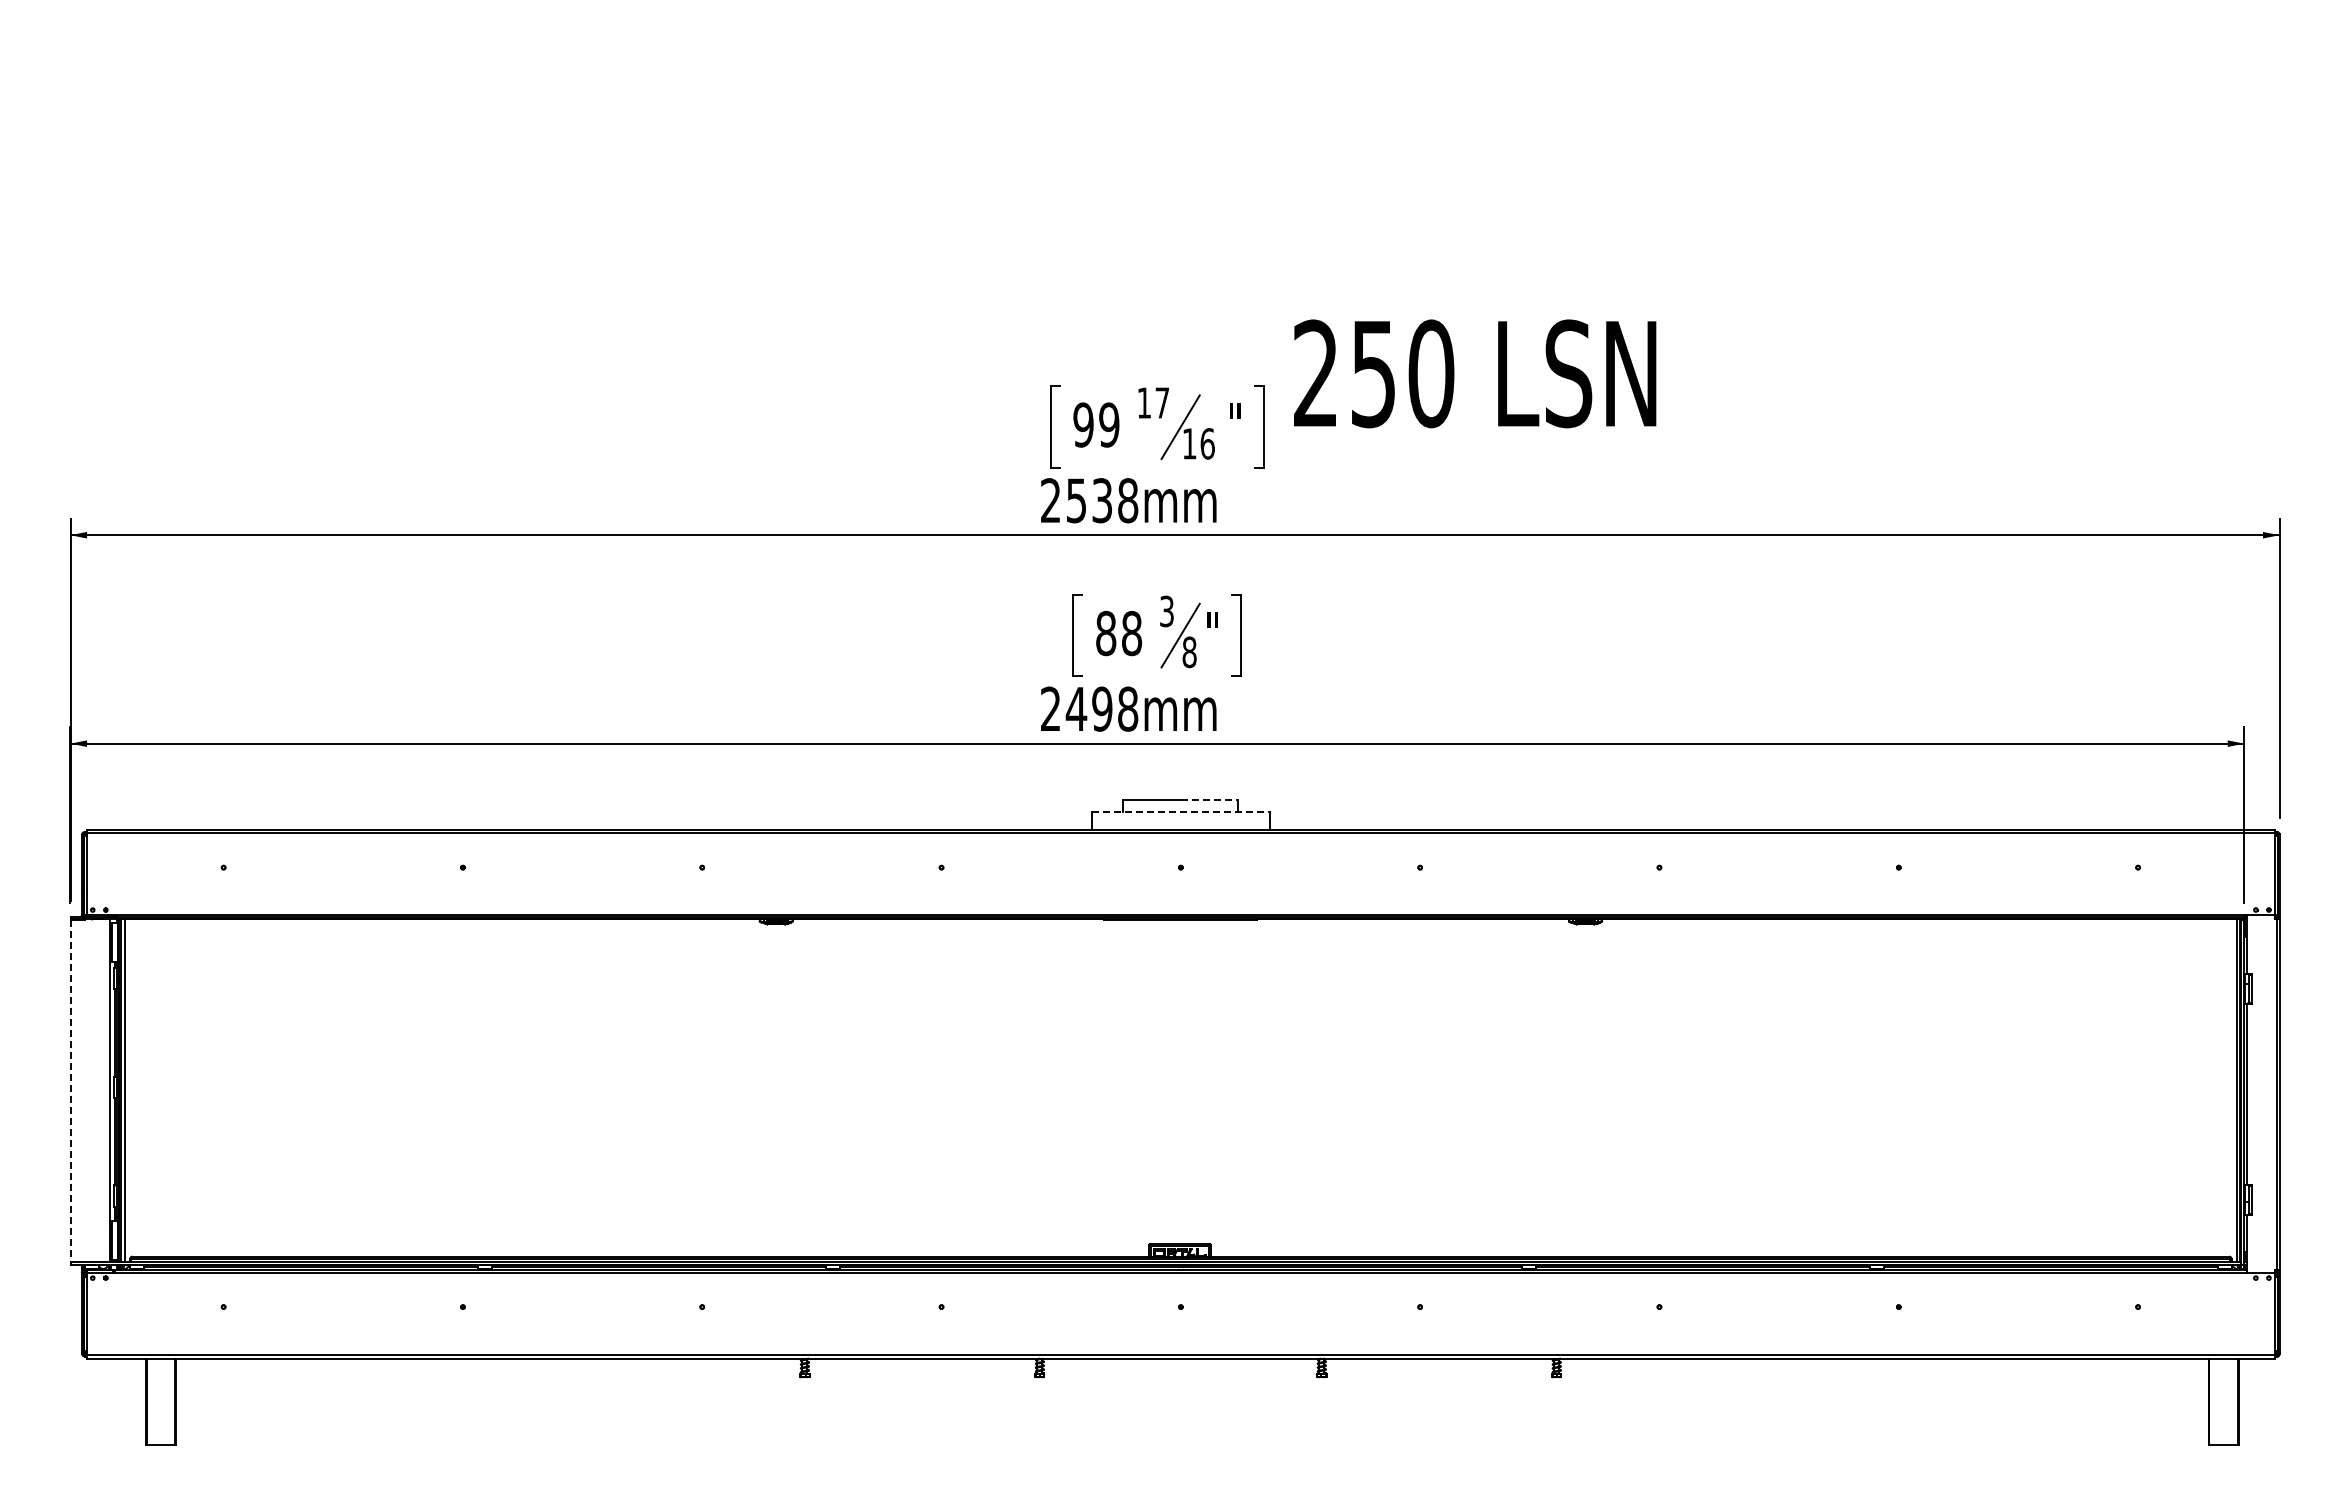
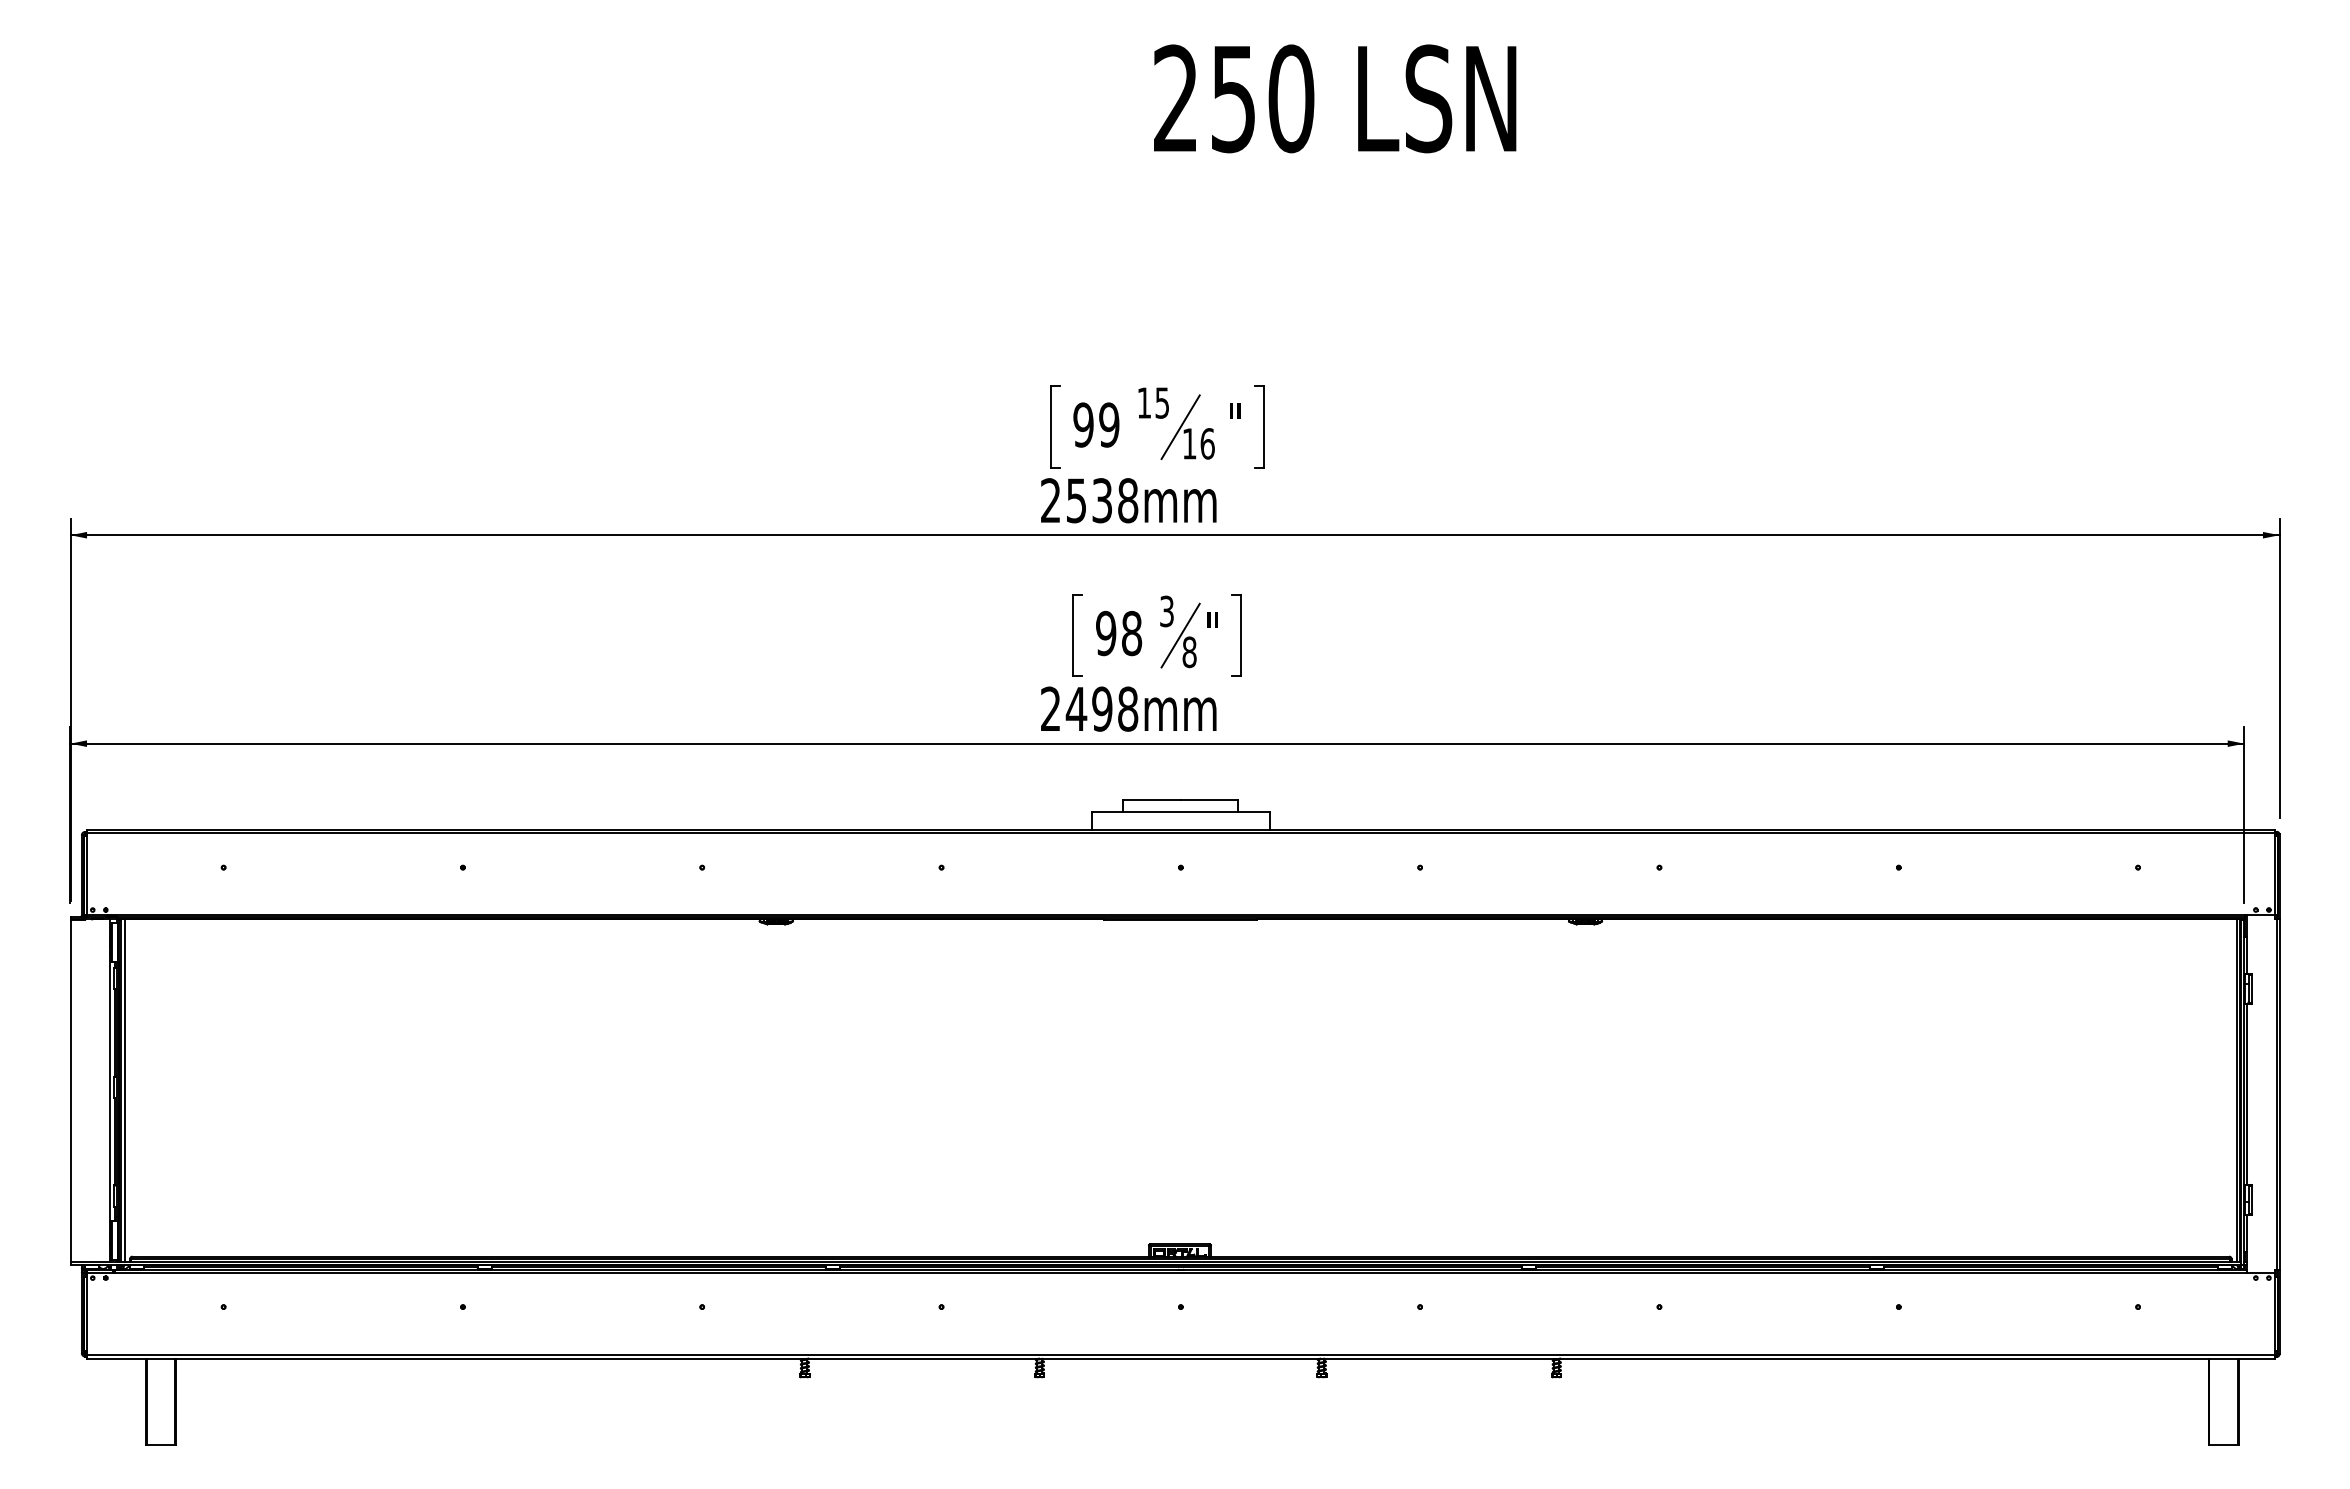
text position: (1475, 373) -> (1335, 98) (1335, 98)
text: 17 -> 15 (1161, 402)
text: 88 -> 98 (1106, 633)
line: dashed -> solid (1209, 799)
line: dashed -> solid (1180, 811)
line: dashed -> solid (70, 1090)
